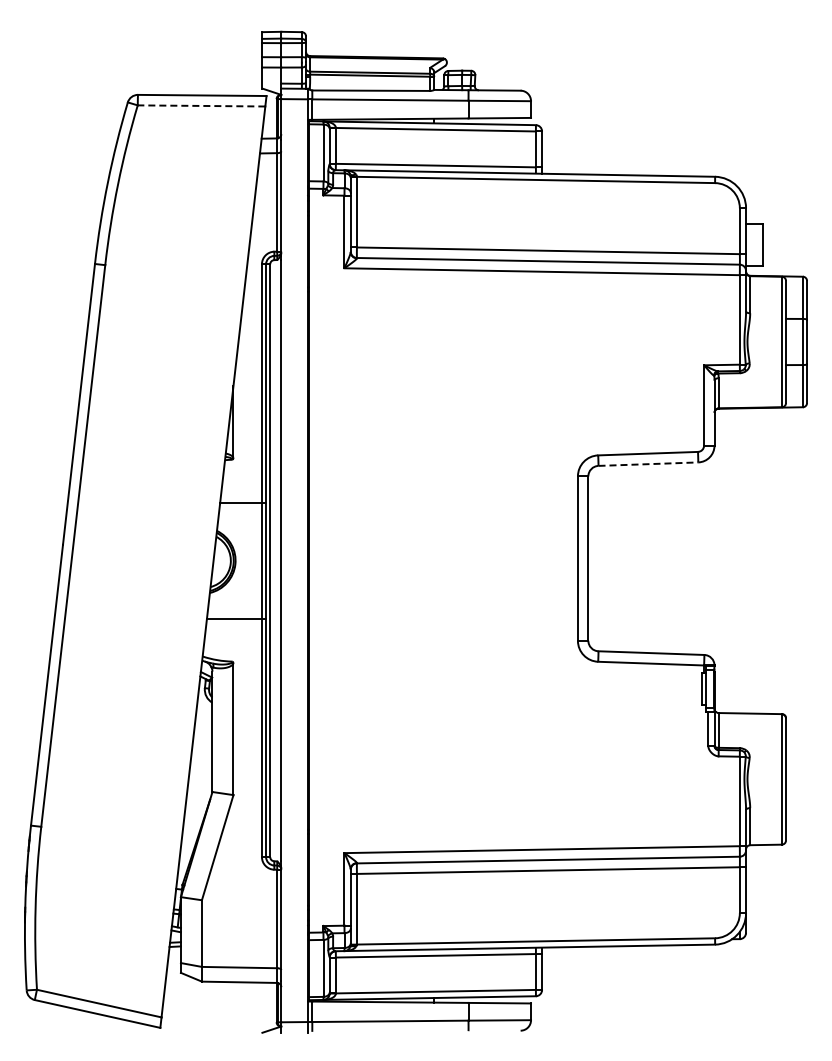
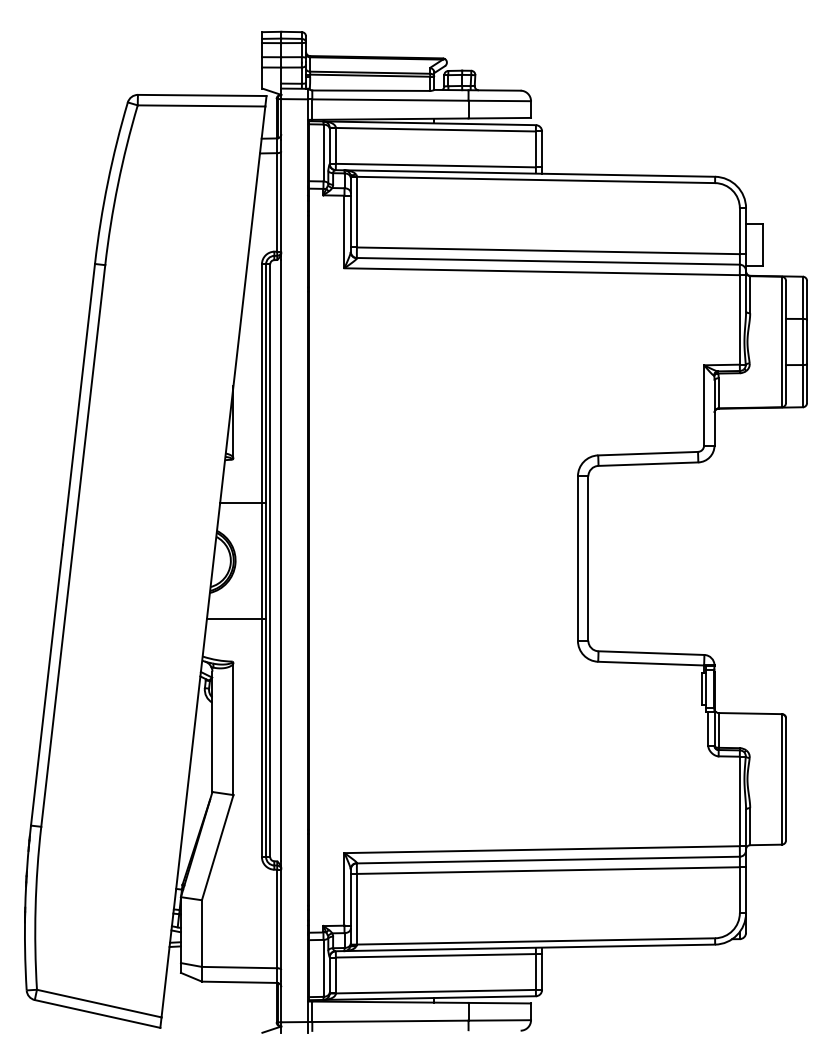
line: dashed -> solid (201, 105)
line: dashed -> solid (648, 464)
